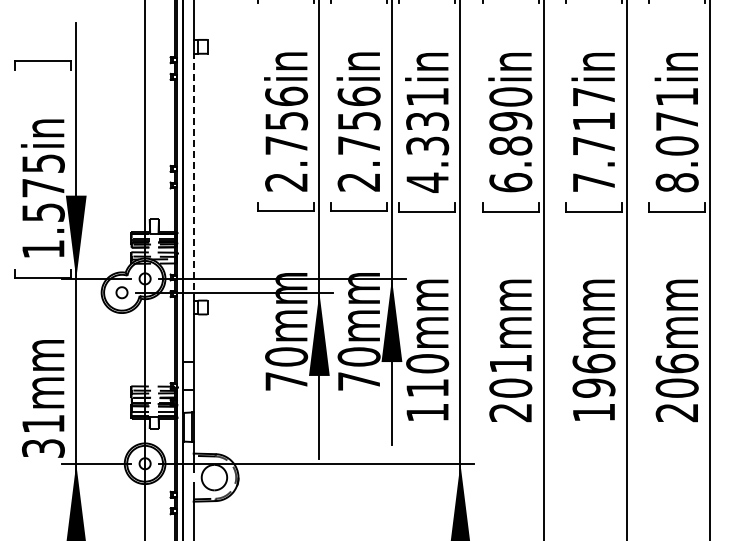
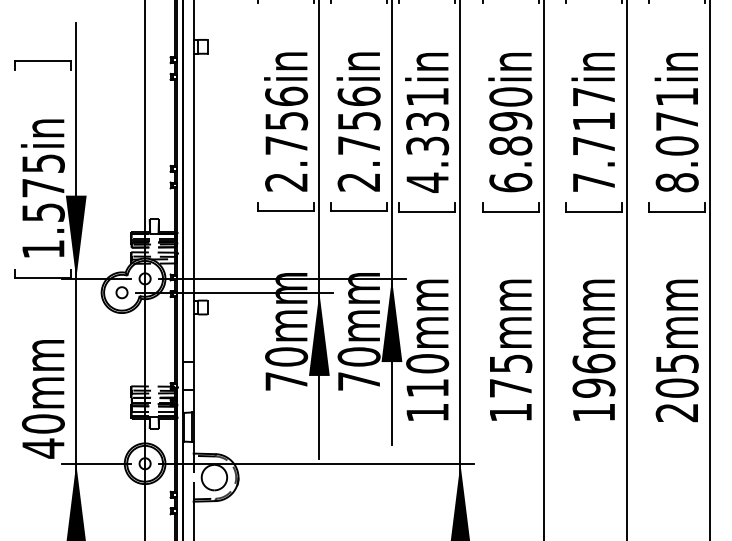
line: dashed -> solid (193, 176)
text: 206mm -> 205mm (676, 363)
text: 201mm -> 175mm (510, 388)
text: 31mm -> 40mm (43, 436)
